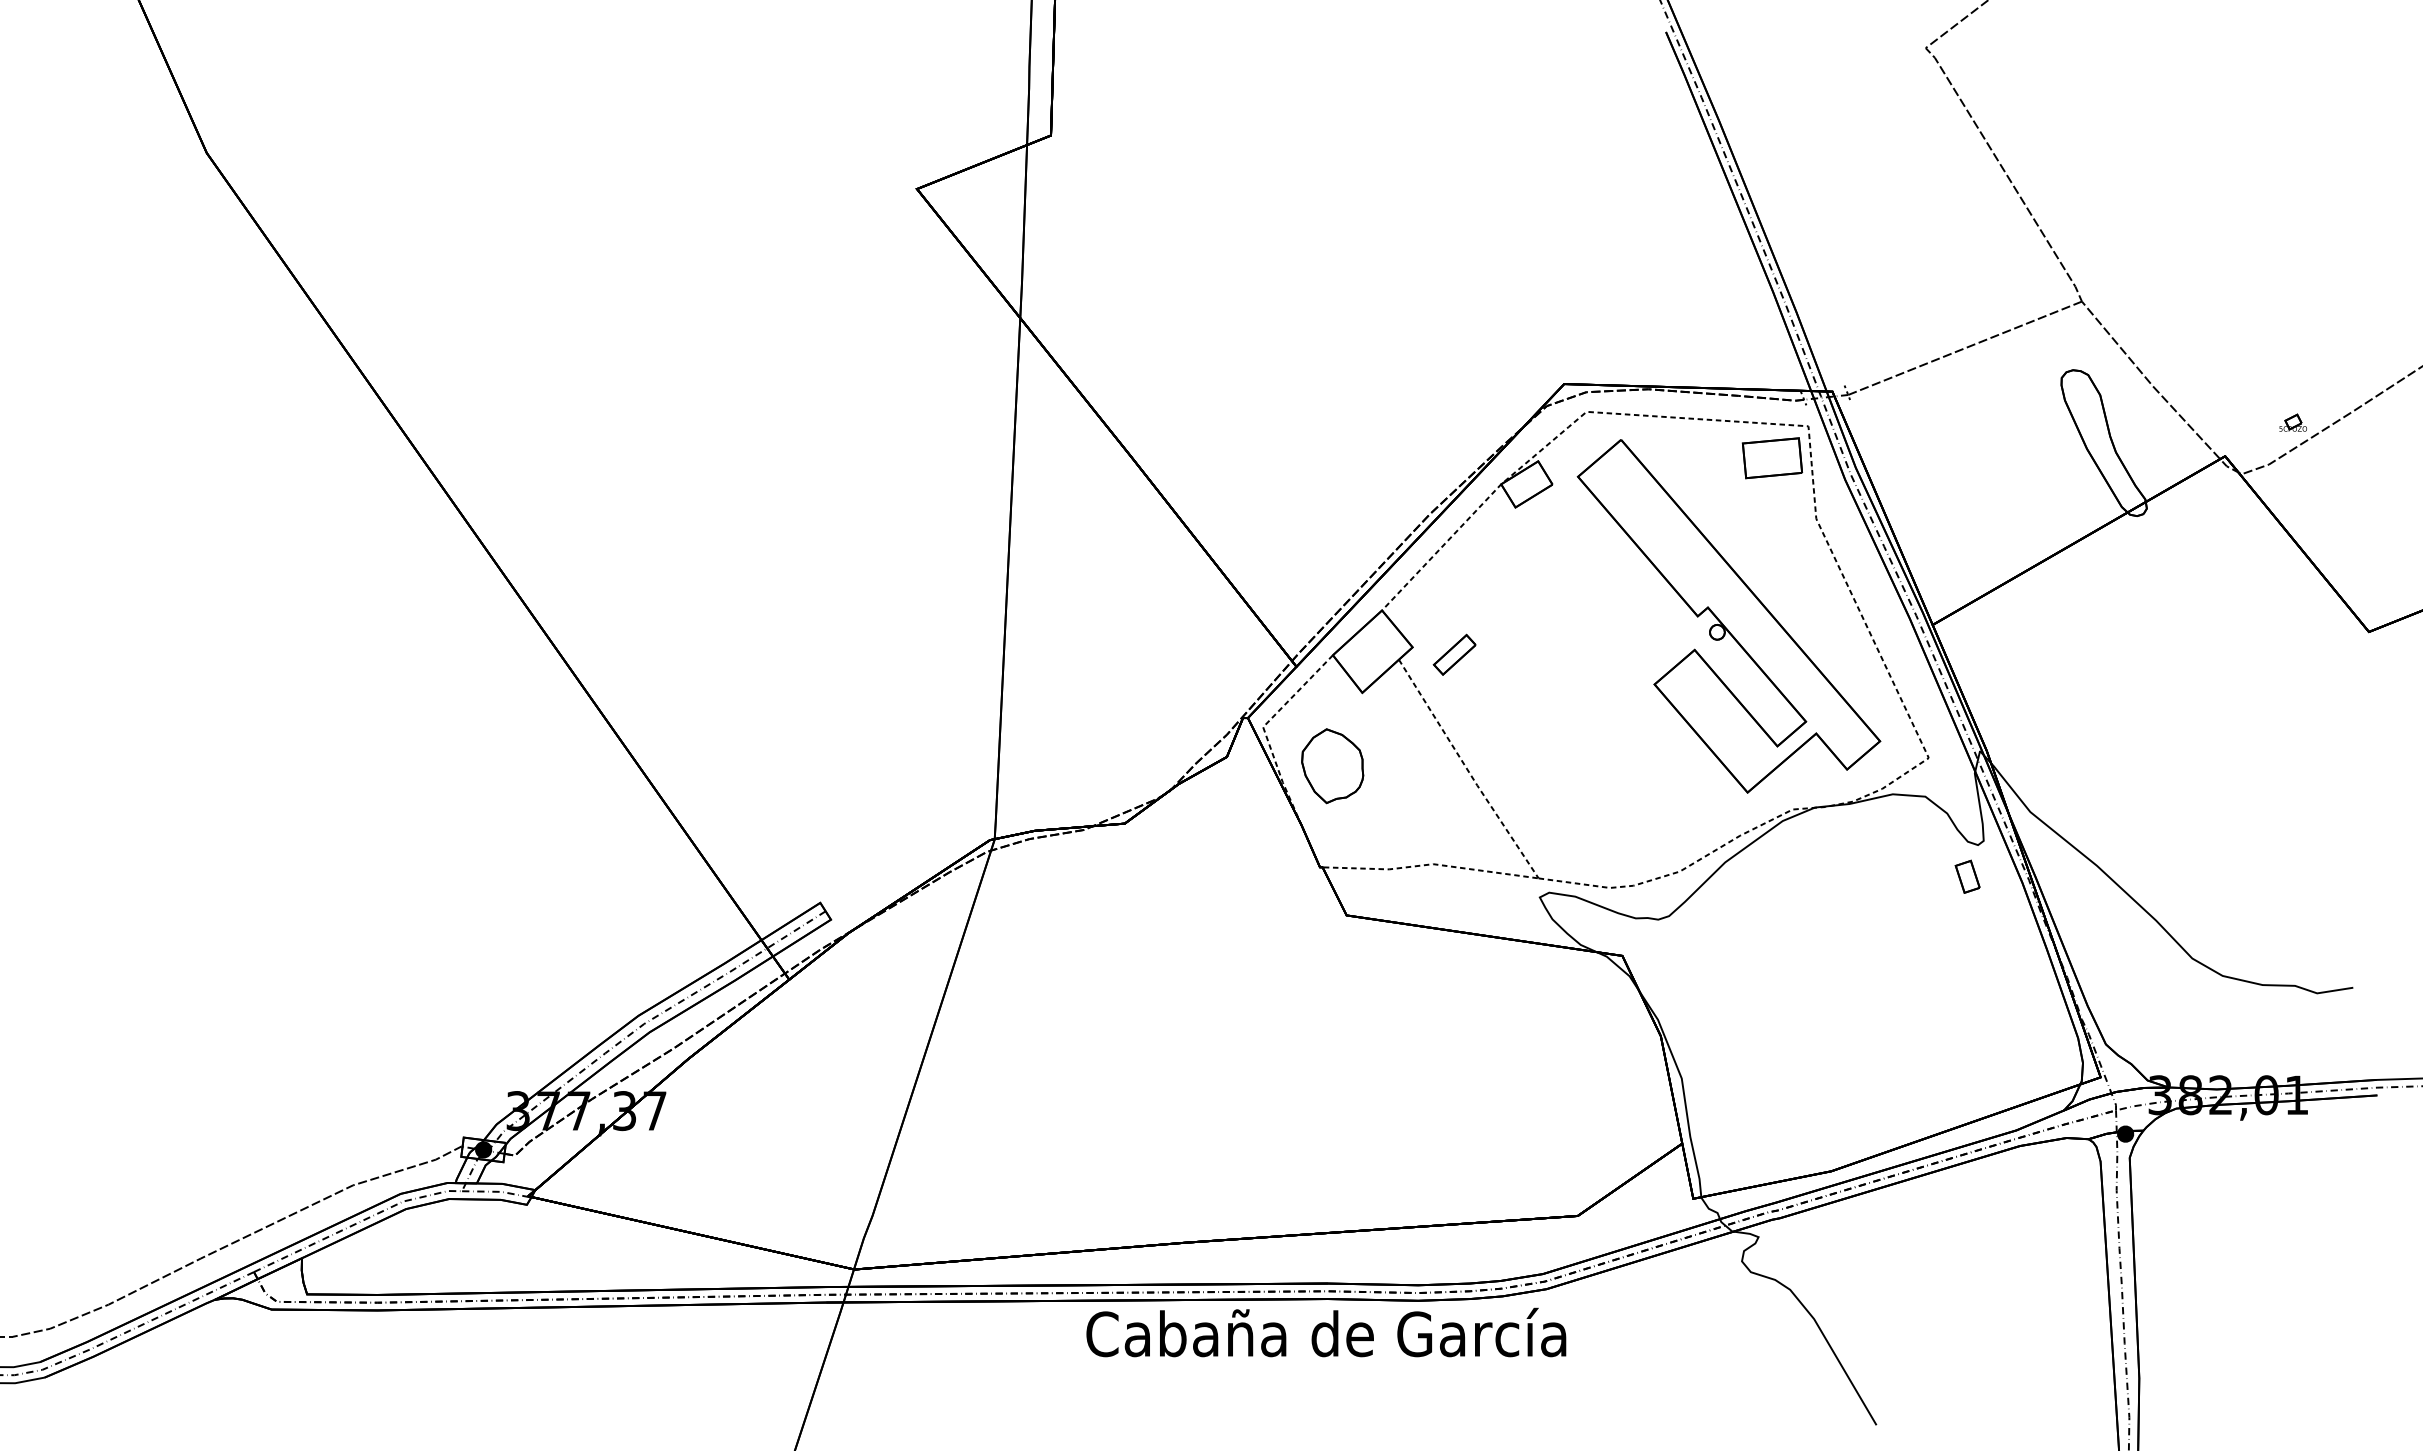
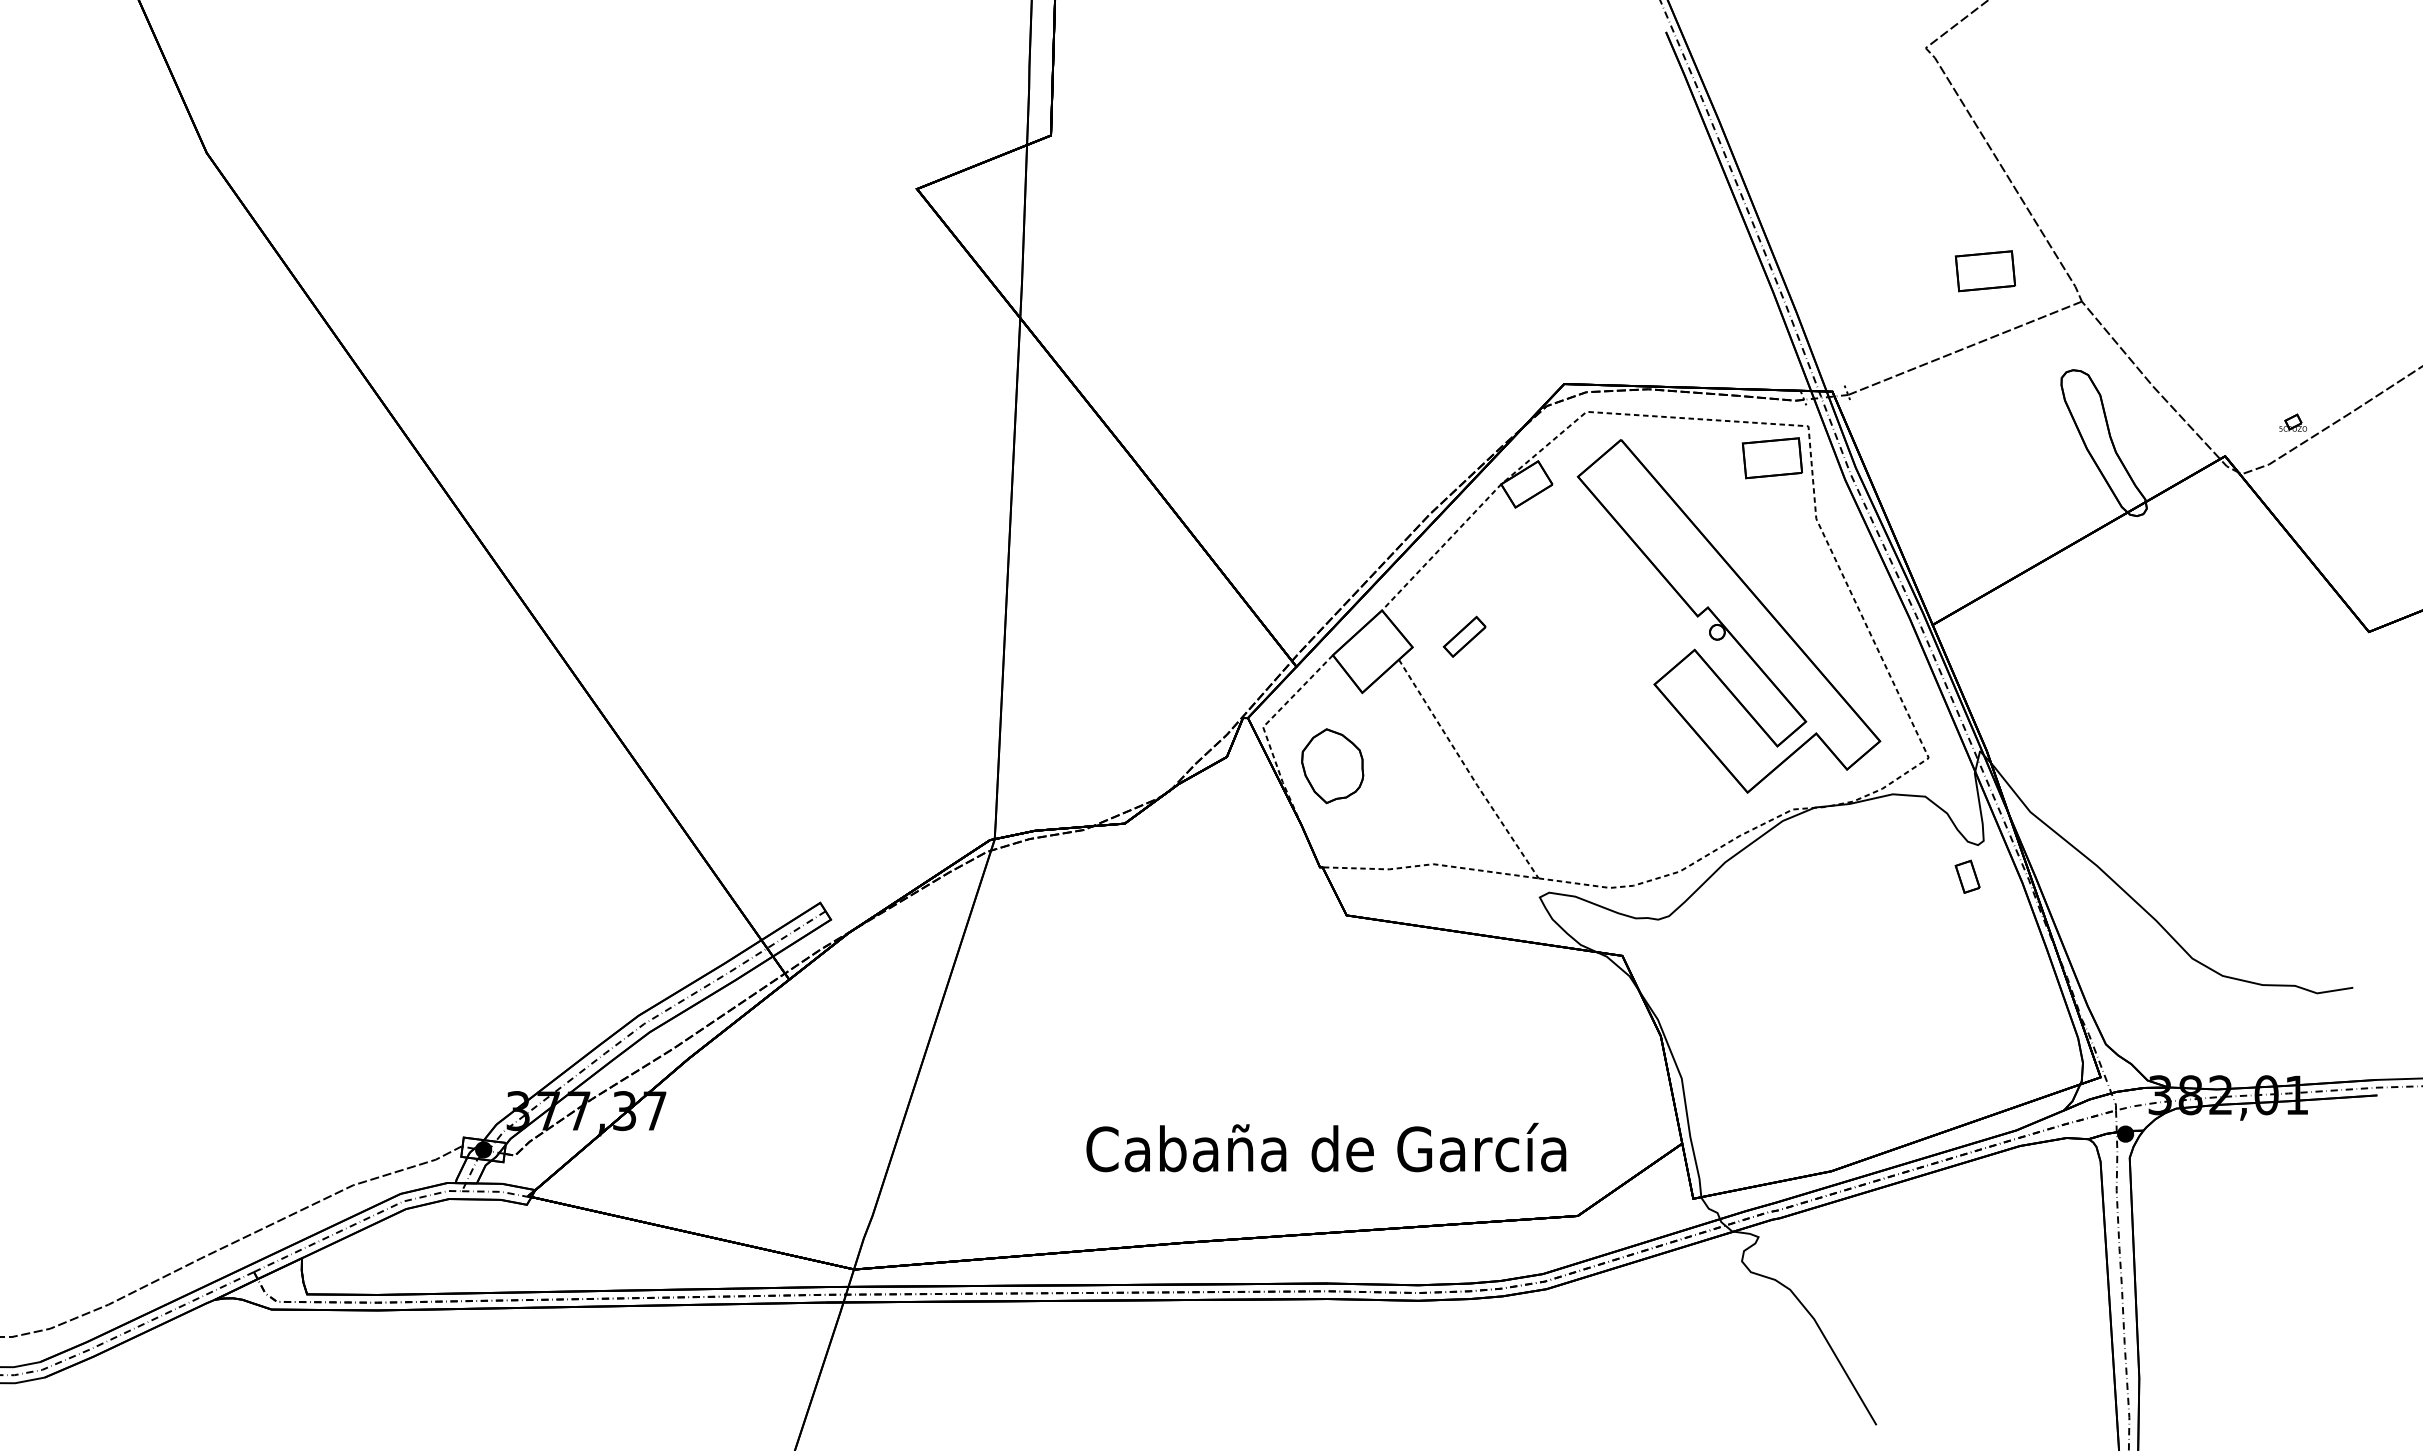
part: none -> present (1984, 271)
part position: (1454, 654) -> (1464, 636) (1464, 636)
text position: (1326, 1332) -> (1326, 1147) (1326, 1147)
